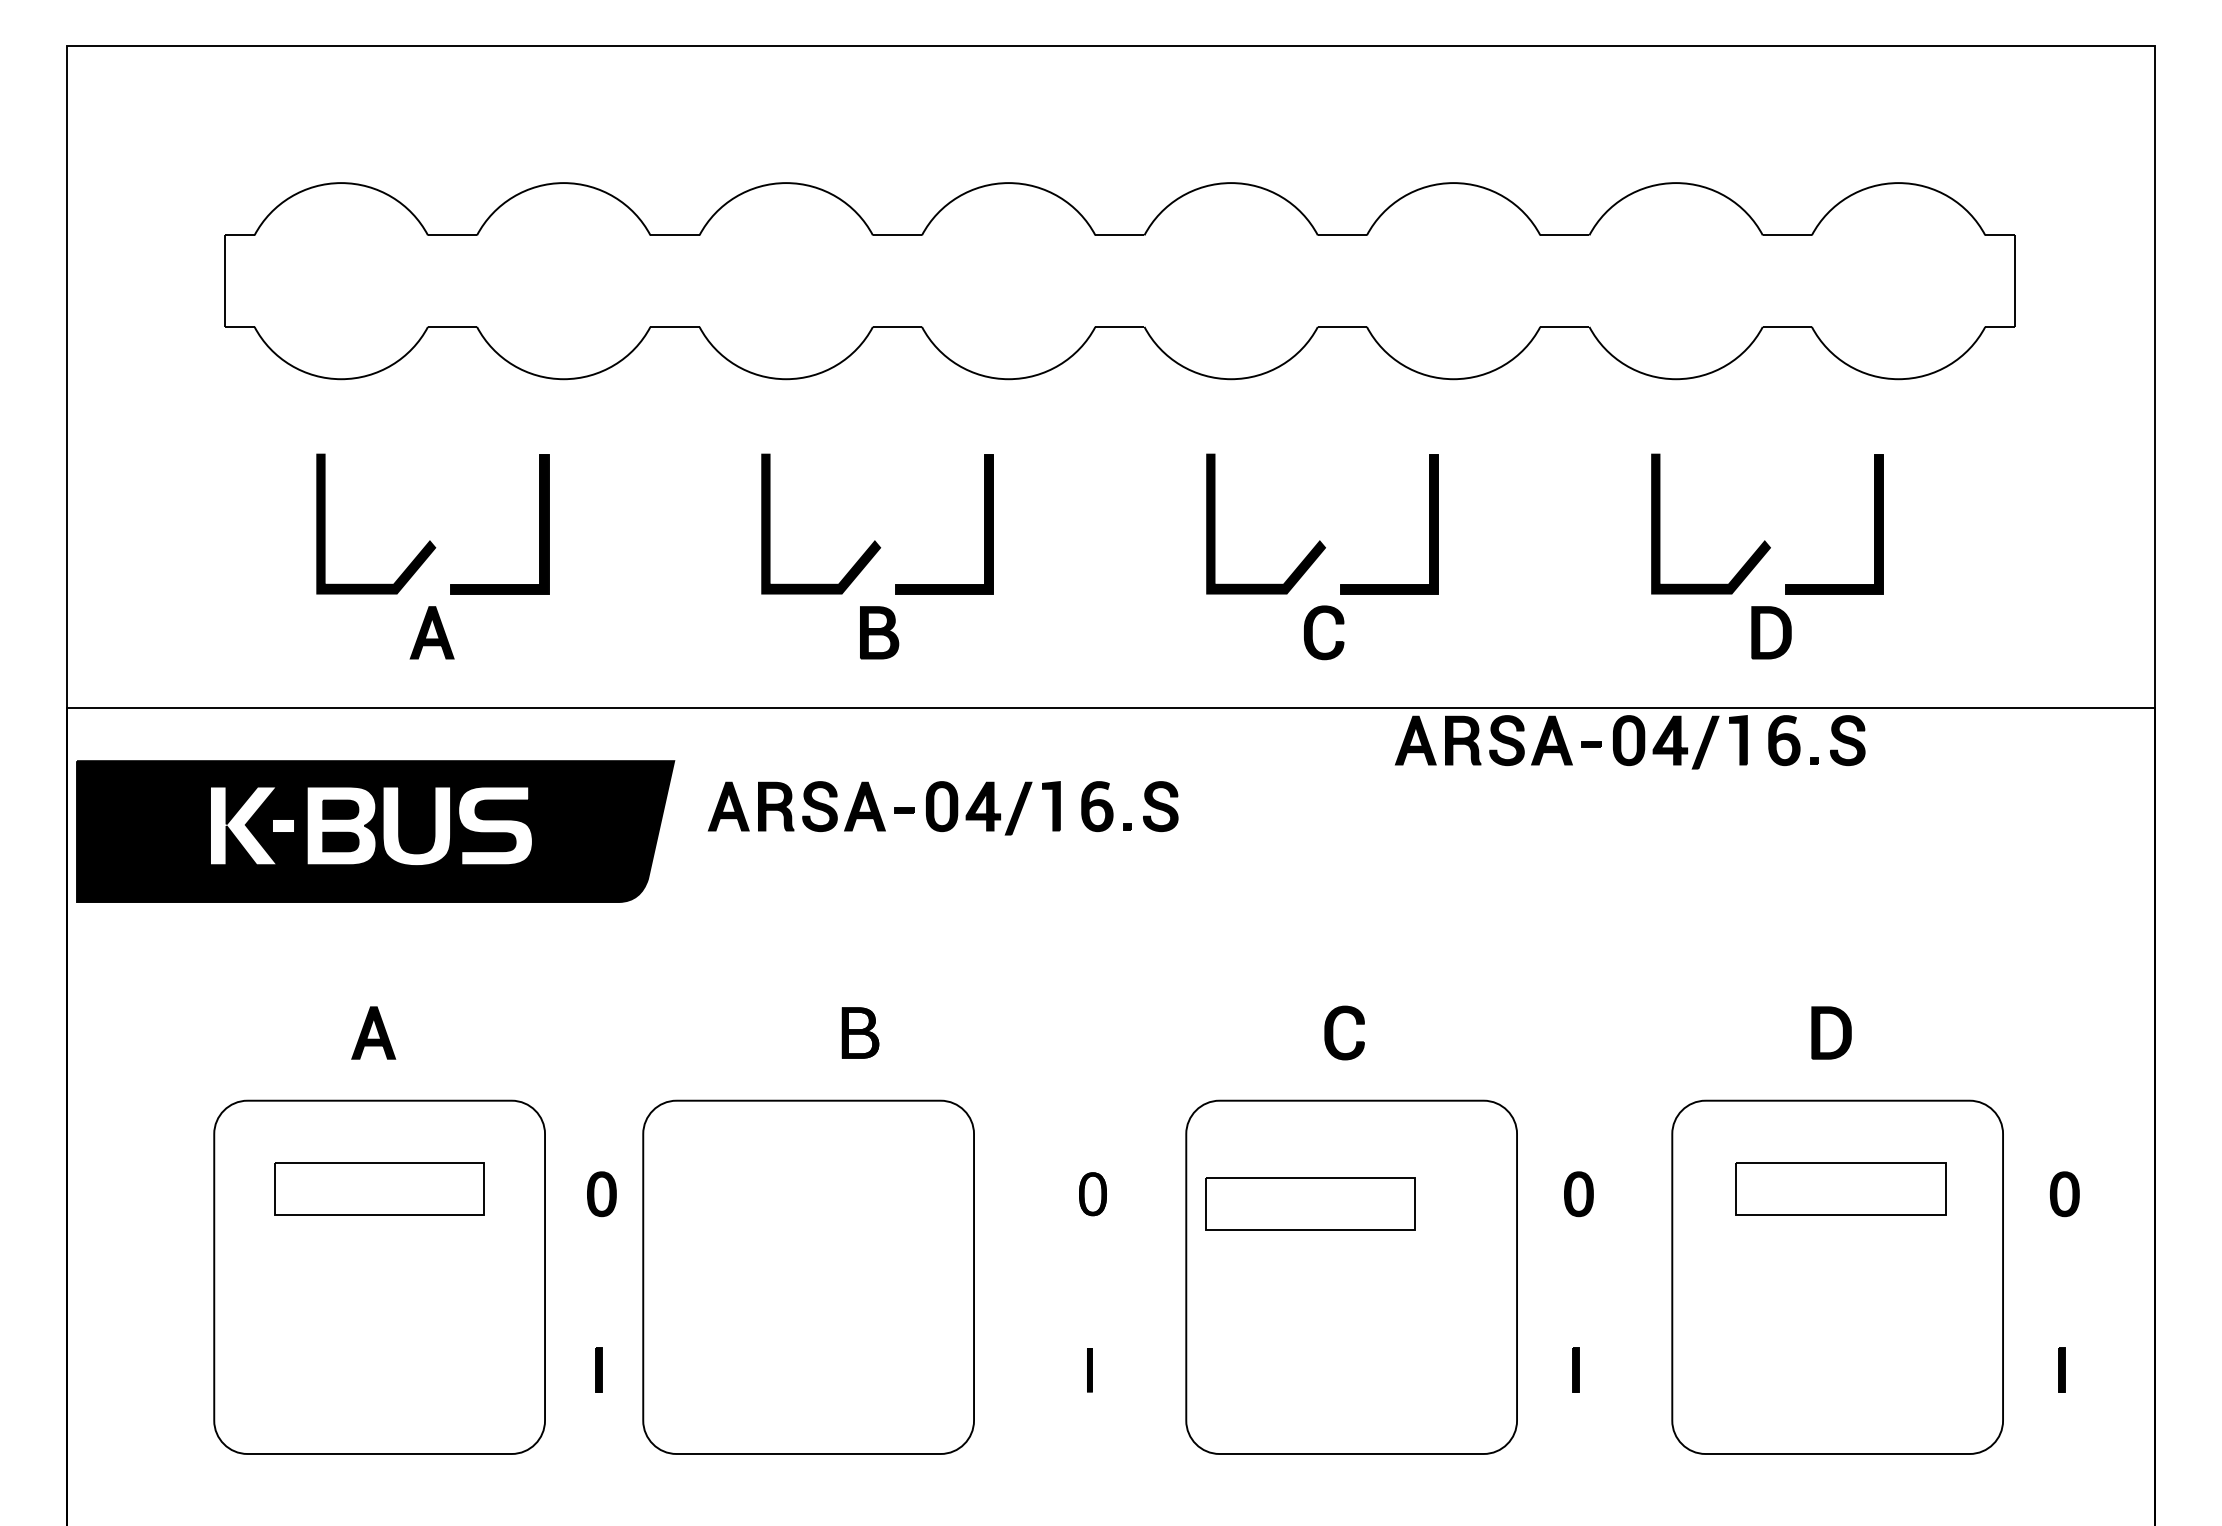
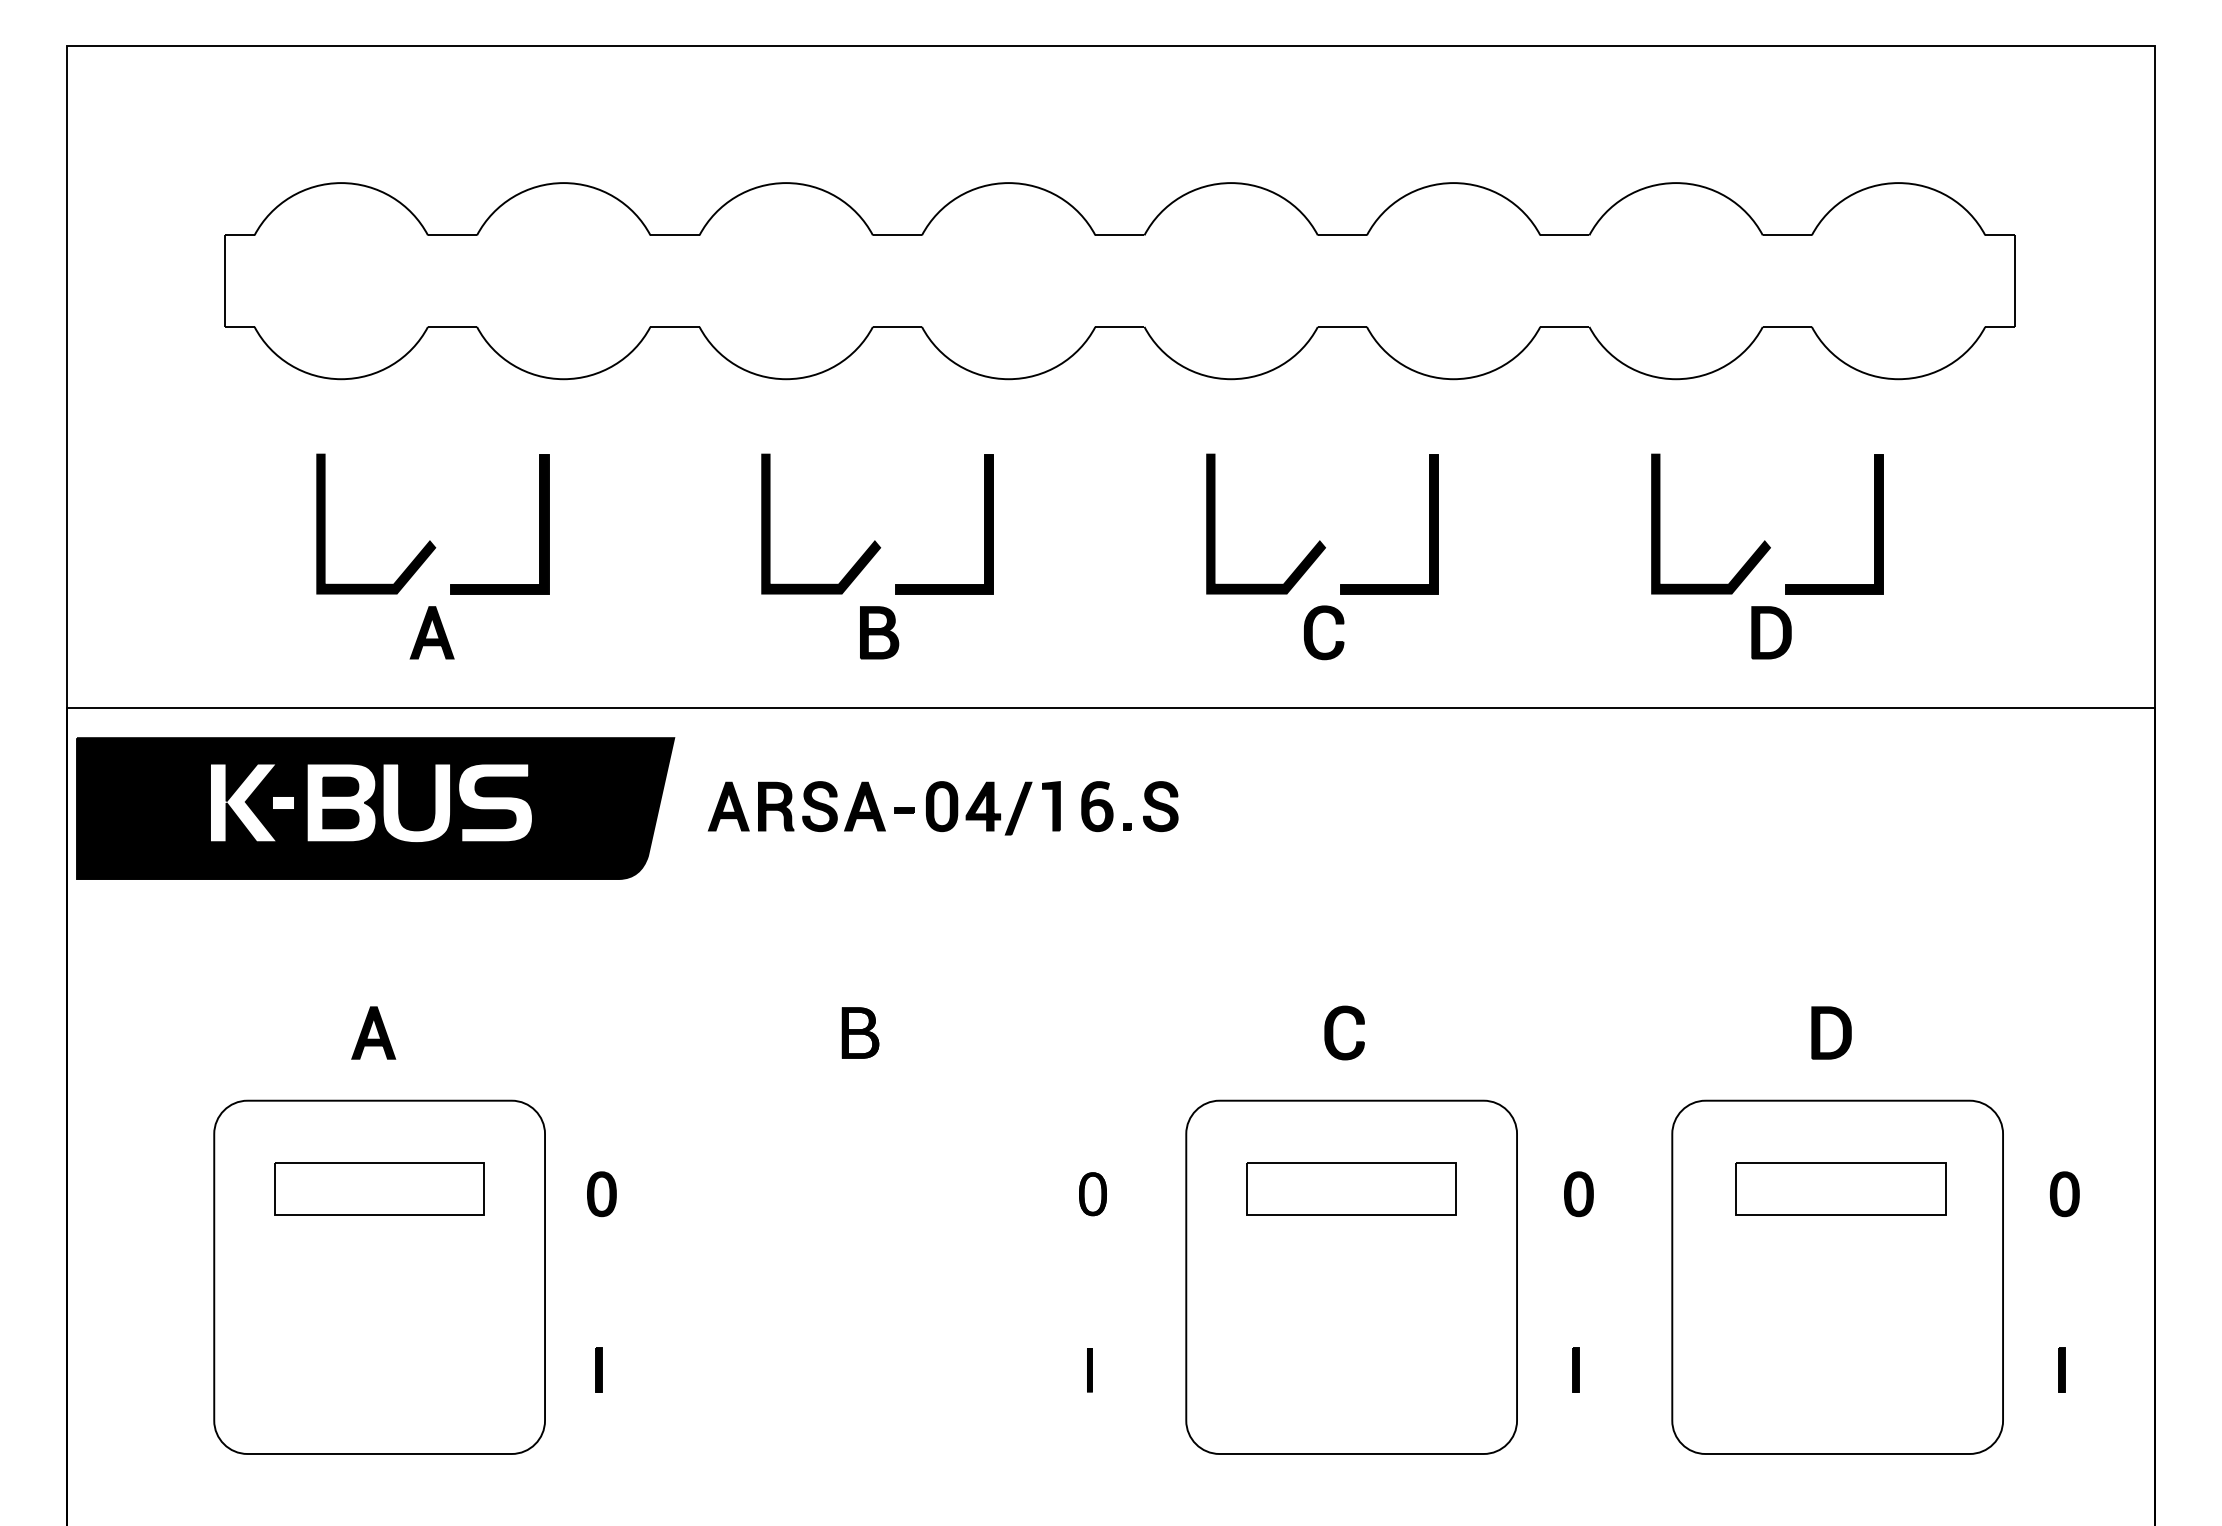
part: present -> none (1629, 742)
part position: (375, 831) -> (375, 808) (375, 808)
part position: (1310, 1203) -> (1351, 1188) (1351, 1188)
part: present -> none (808, 1276)
